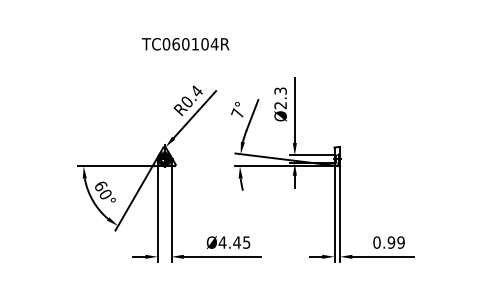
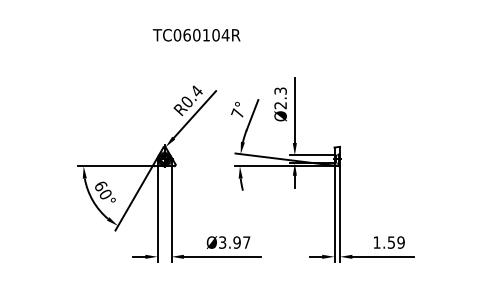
text position: (185, 44) -> (196, 35) (196, 35)
text: Ø4.45 -> Ø3.97 (234, 242)
text: 0.99 -> 1.59 (384, 242)
